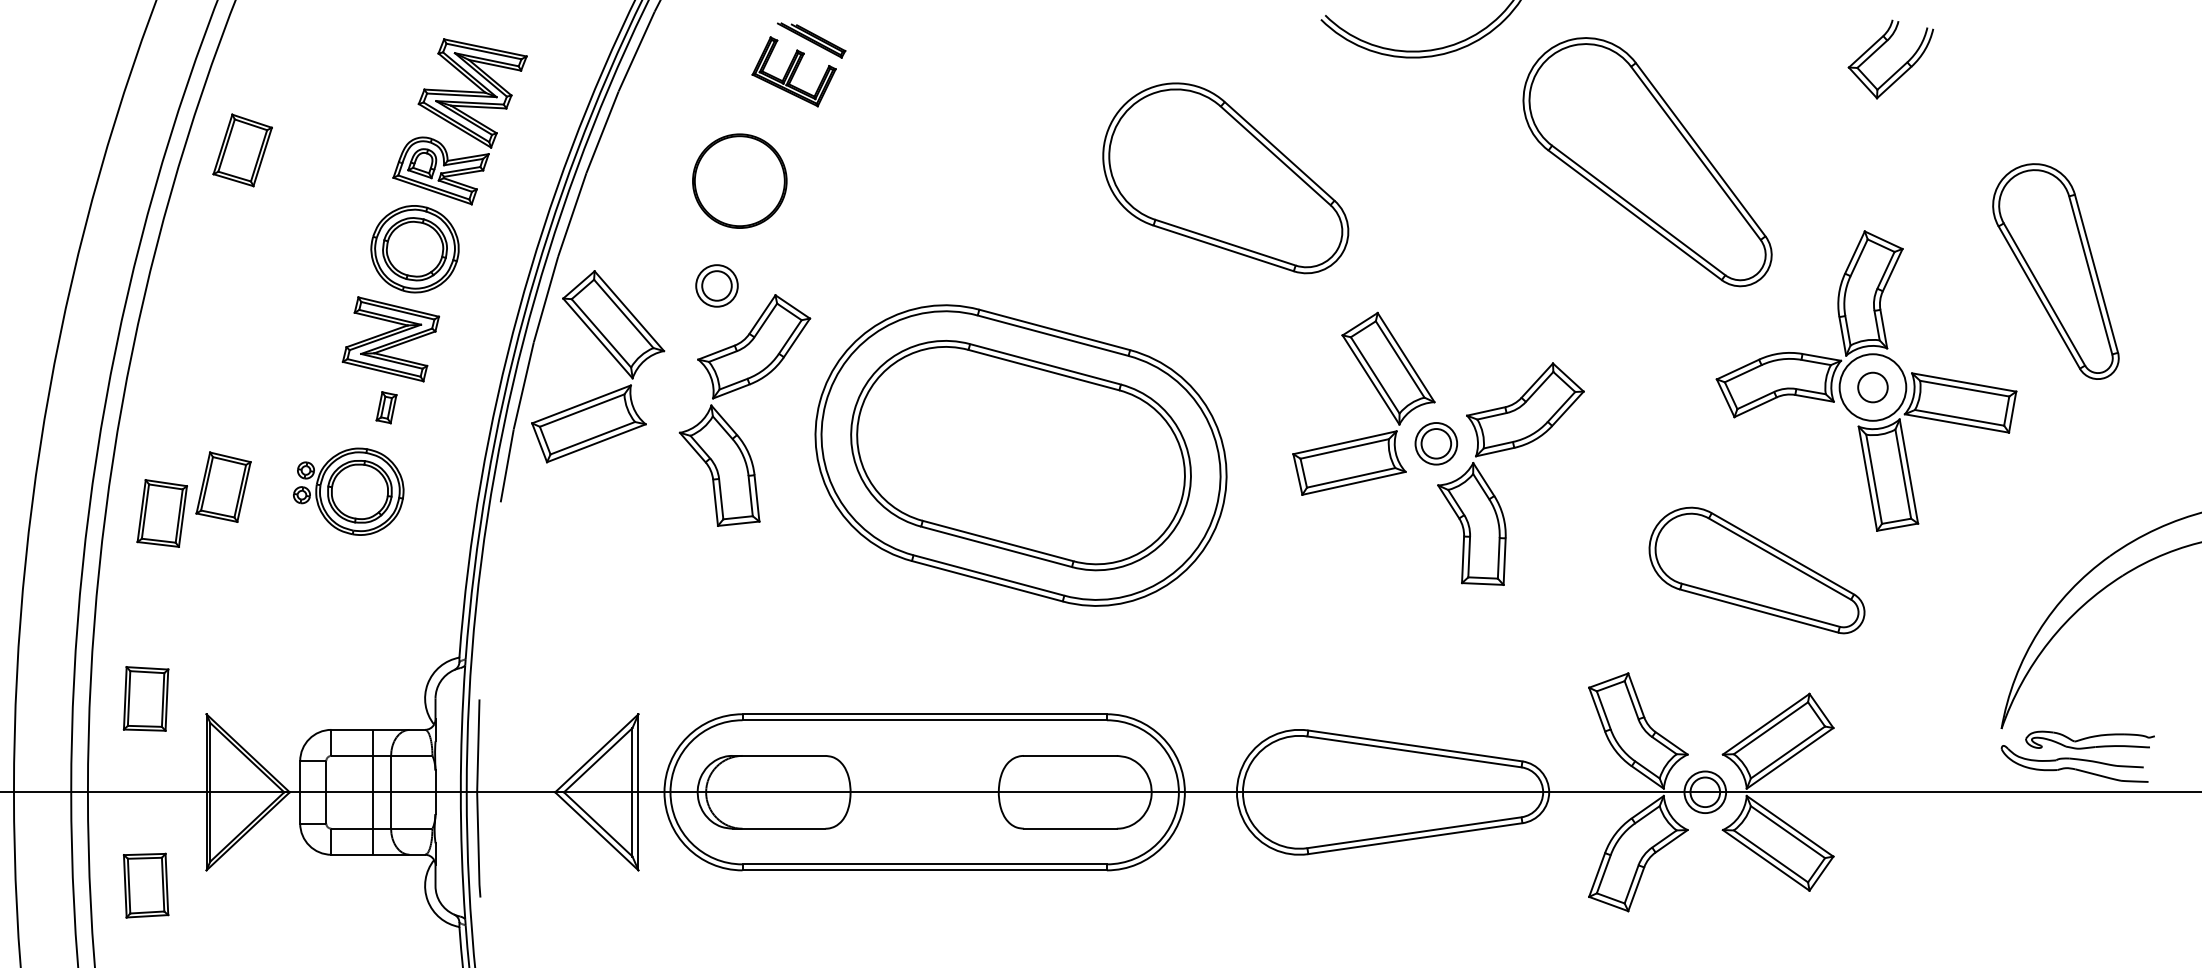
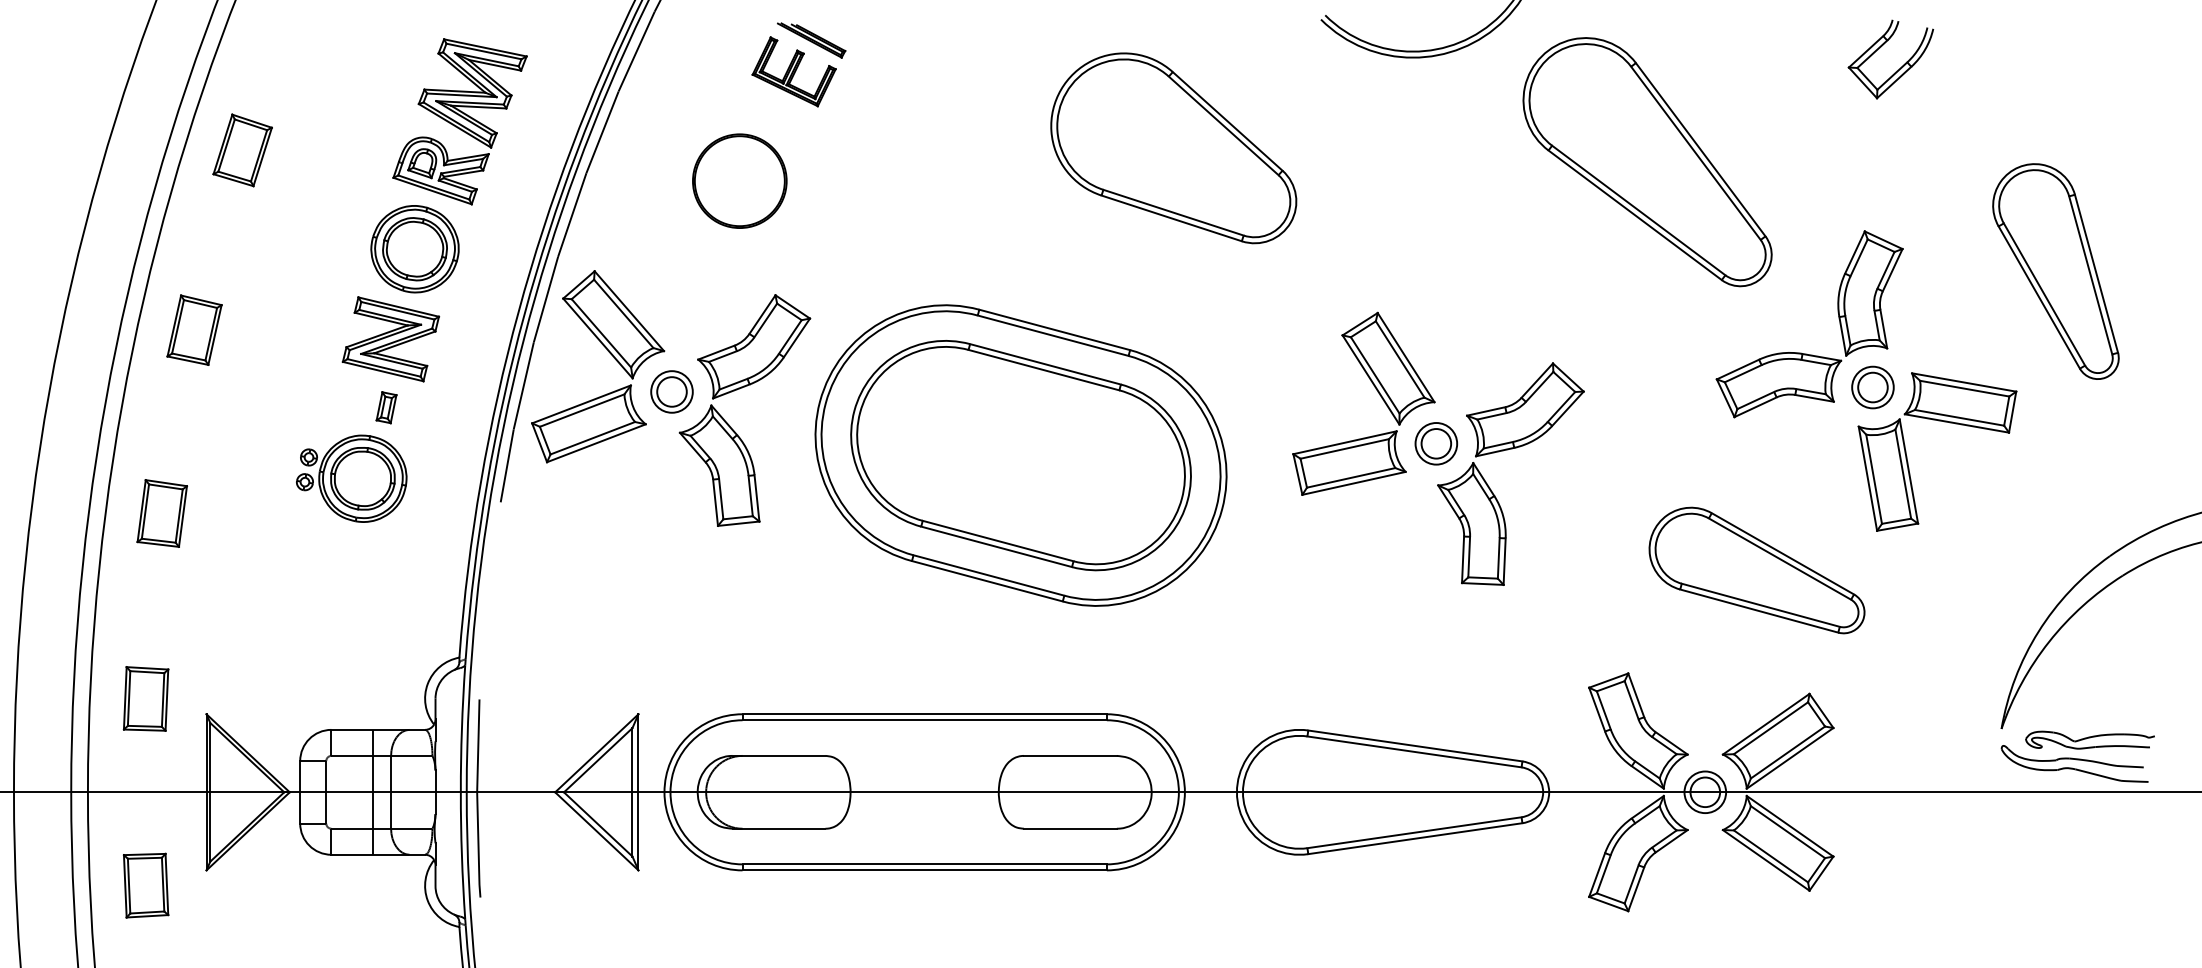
part position: (1225, 178) -> (1173, 148) (1173, 148)
part position: (716, 285) -> (671, 391) (671, 391)
circle diameter: 67 px -> 42 px (1872, 387)
part position: (223, 486) -> (194, 329) (194, 329)
part position: (348, 491) -> (351, 478) (351, 478)
